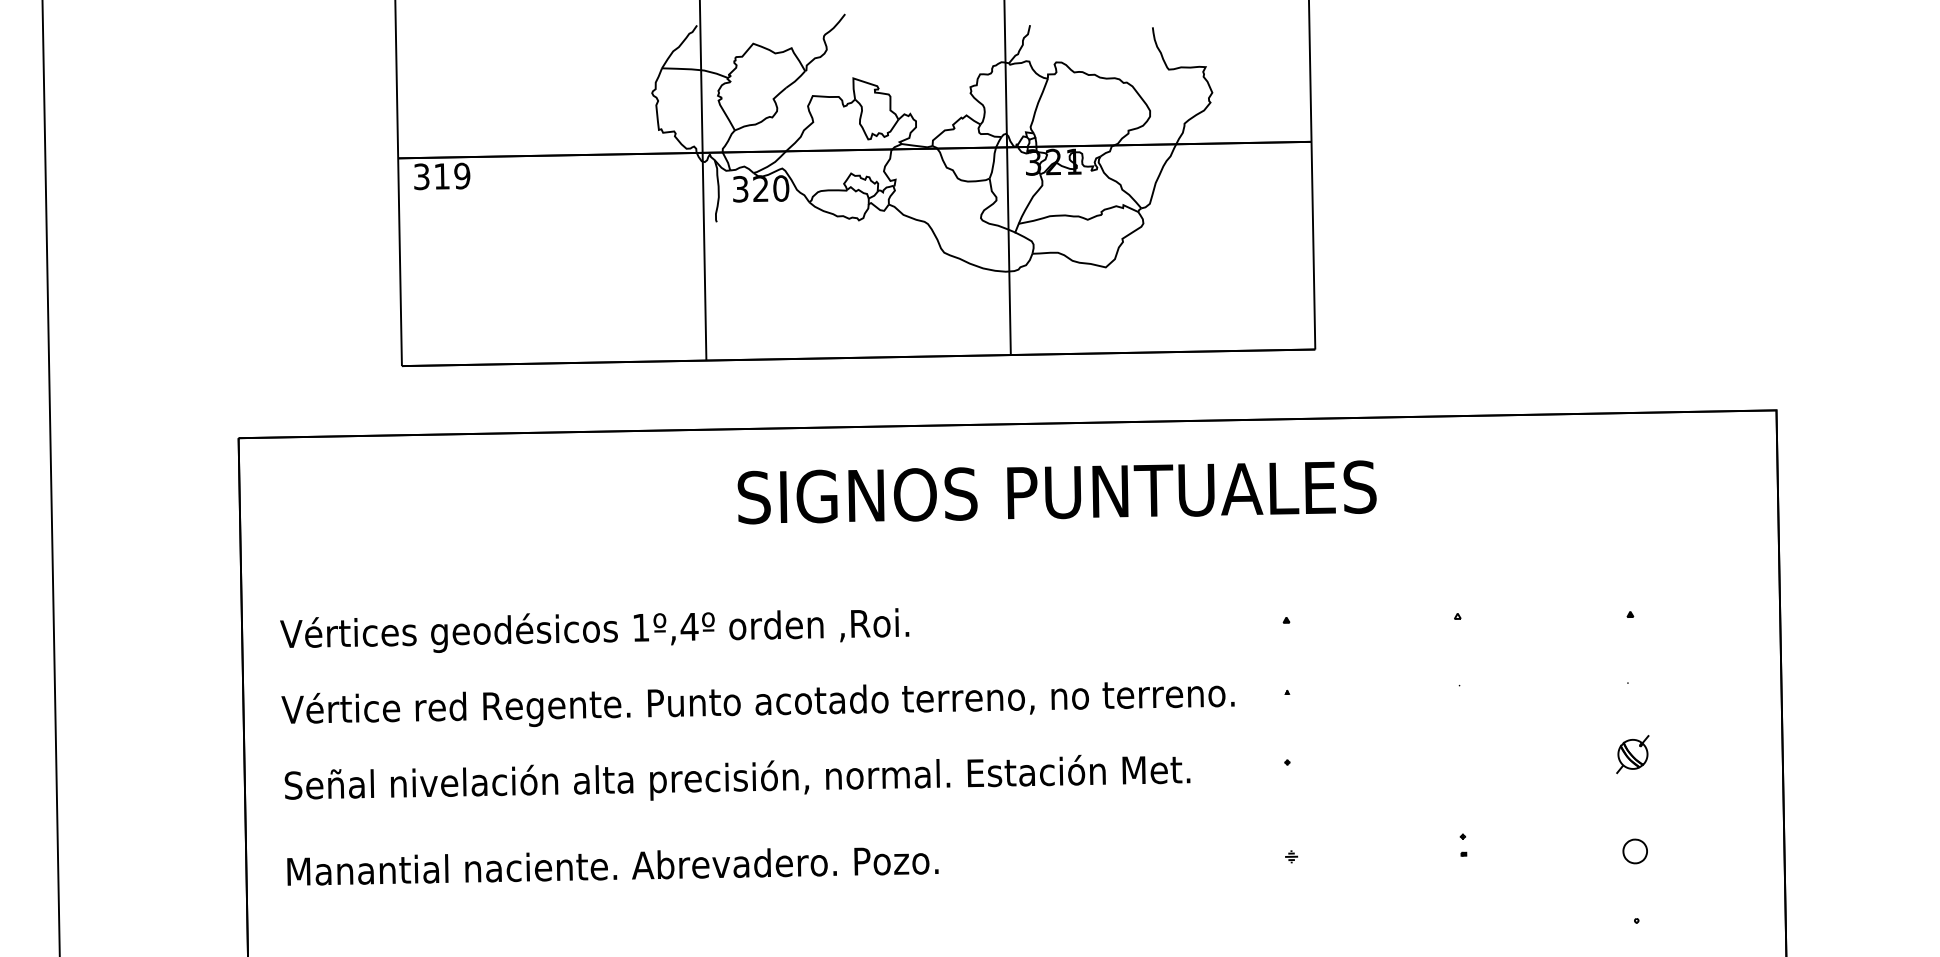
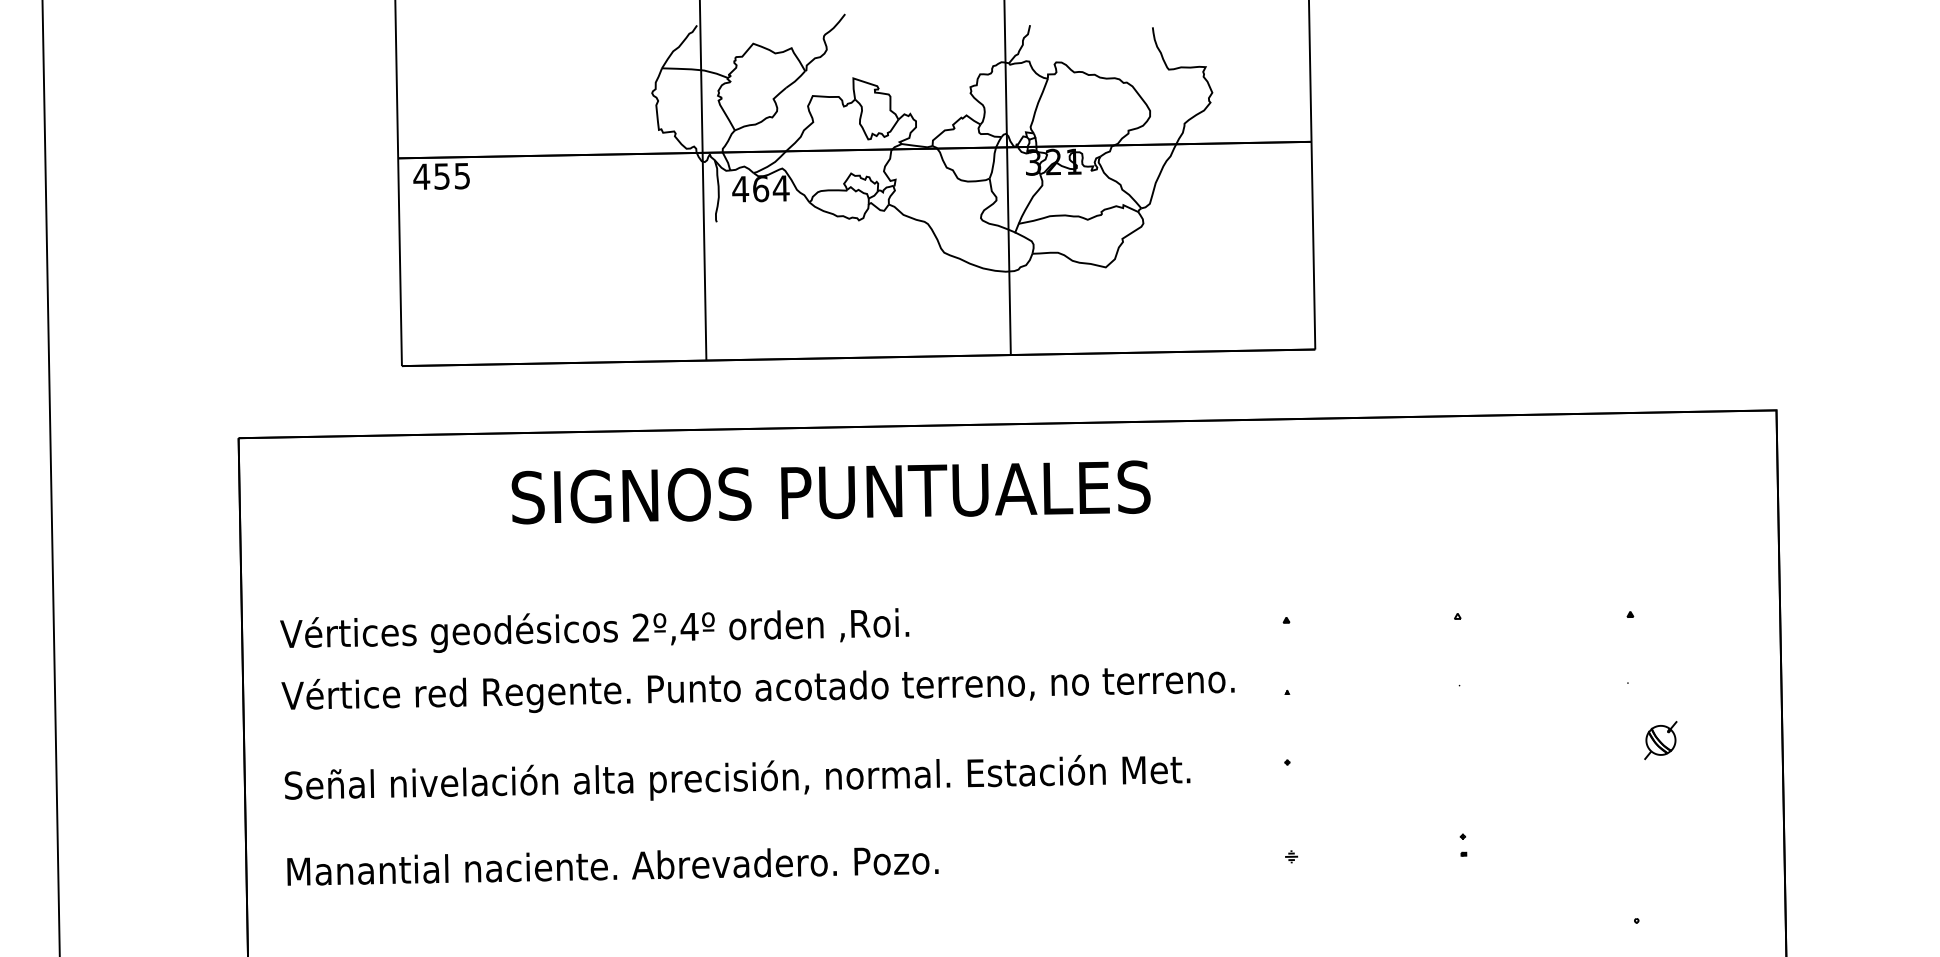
text: 319 -> 455 (441, 176)
text: 320 -> 464 (760, 188)
text position: (1056, 492) -> (830, 492) (830, 492)
text: 1º,4º -> 2º,4º (640, 627)
text position: (757, 704) -> (757, 690) (757, 690)
part position: (1632, 754) -> (1660, 740) (1660, 740)
part: present -> none (1634, 851)
